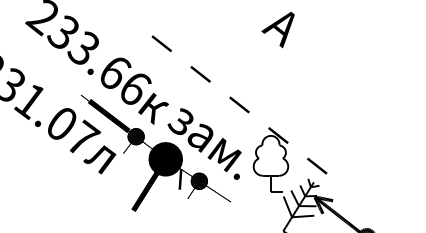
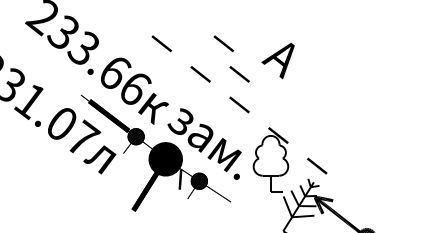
text position: (277, 30) -> (277, 61) (277, 61)
line: none -> present (223, 43)
line: none -> present (239, 74)
